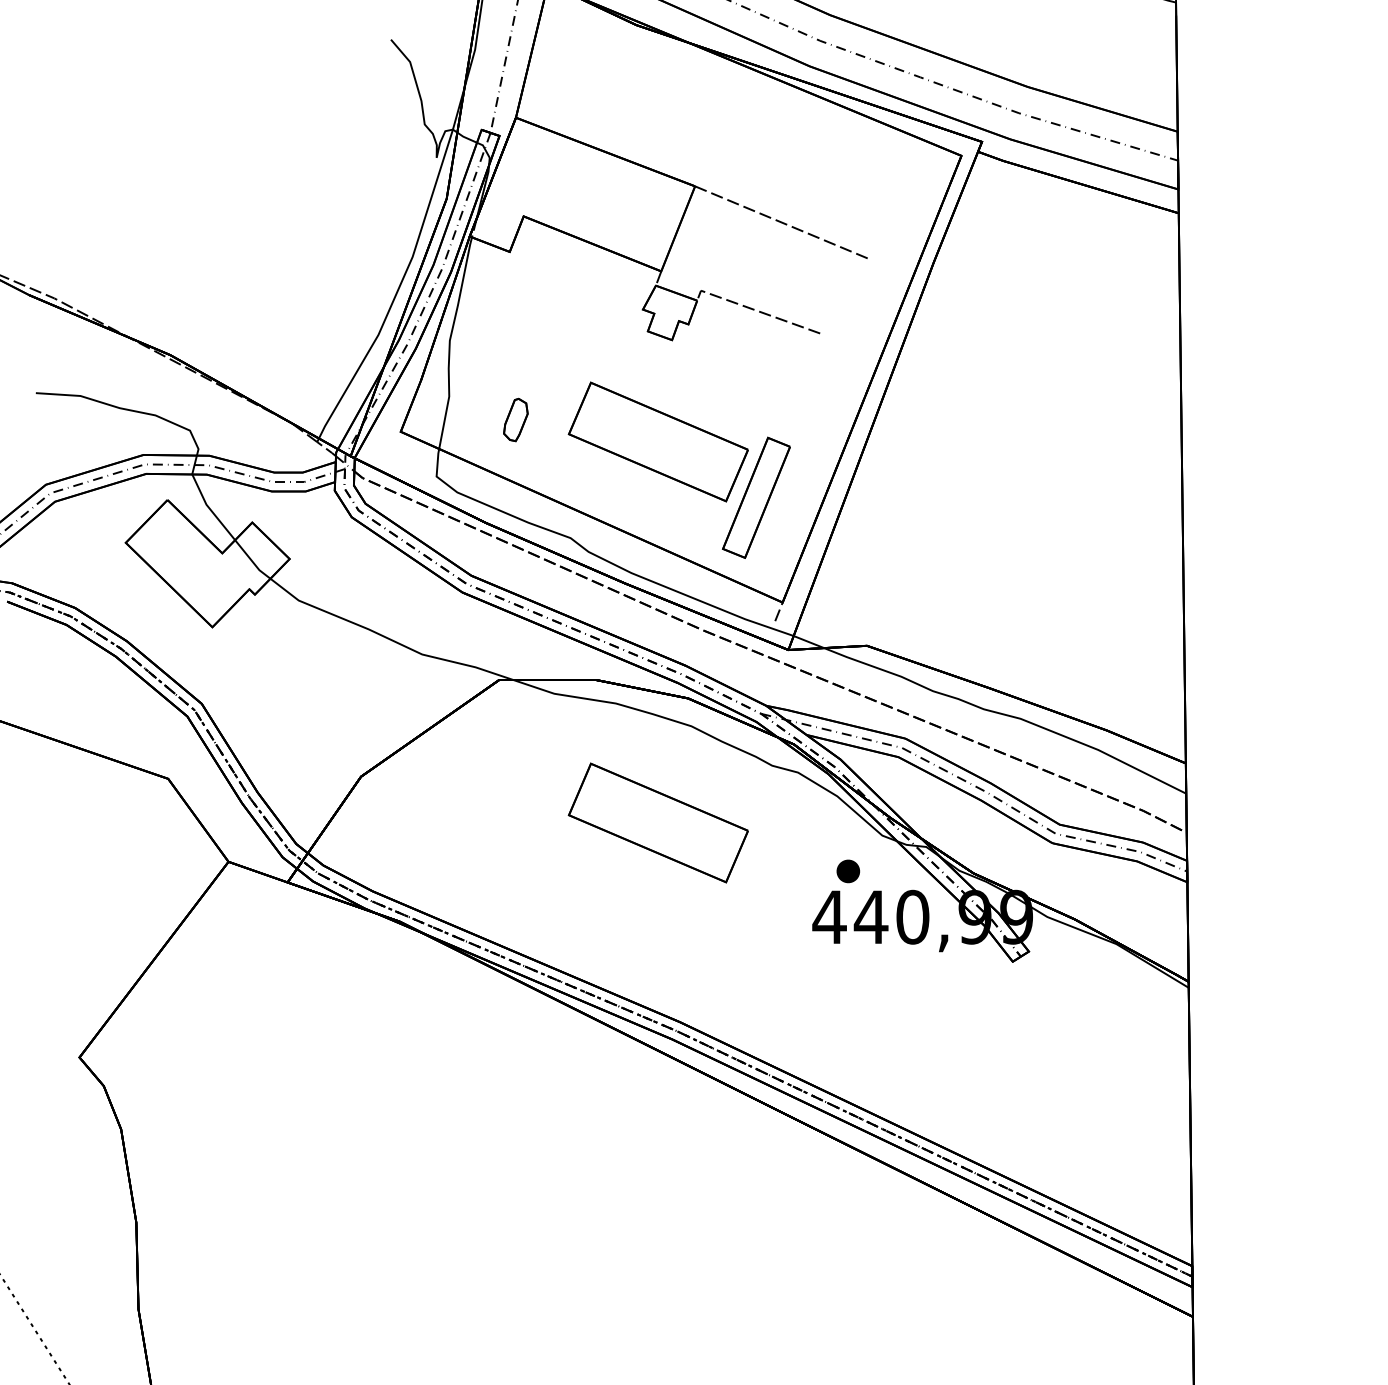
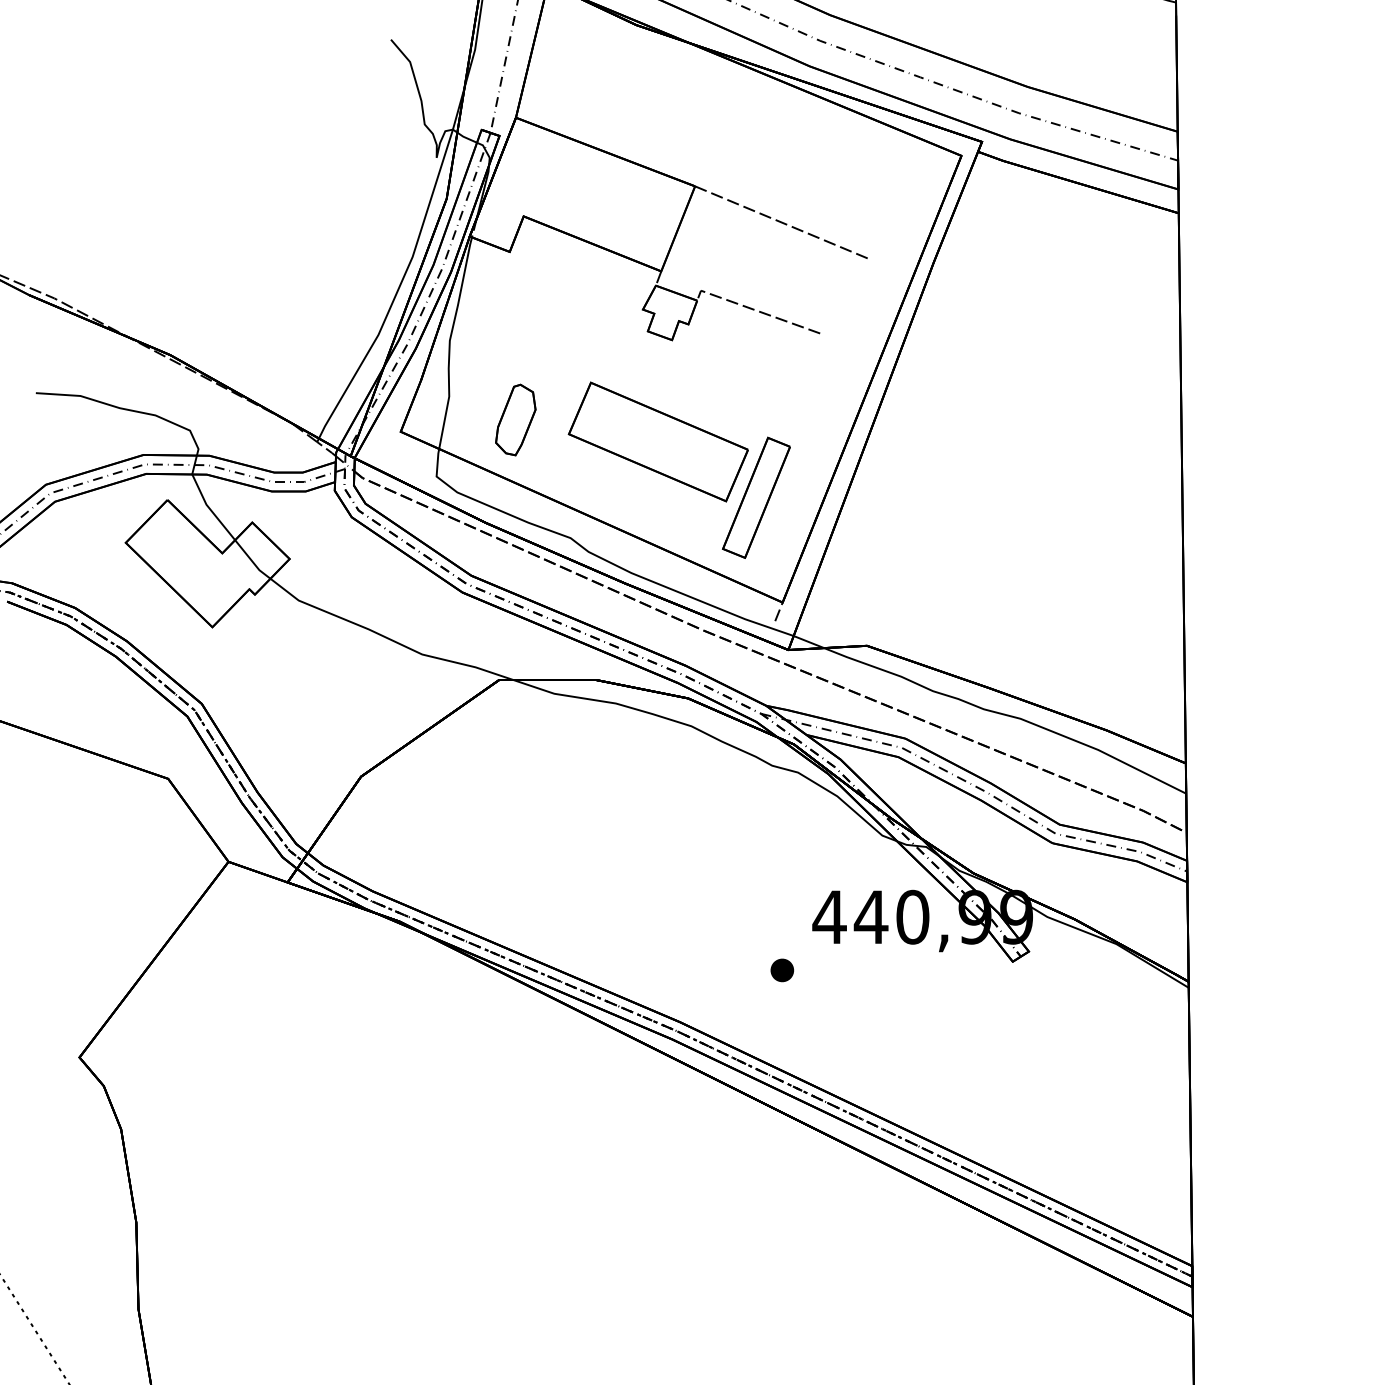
part size: 26x46 px -> 42x74 px (515, 419)
part: present -> none (657, 822)
part position: (848, 871) -> (782, 970) (782, 970)
